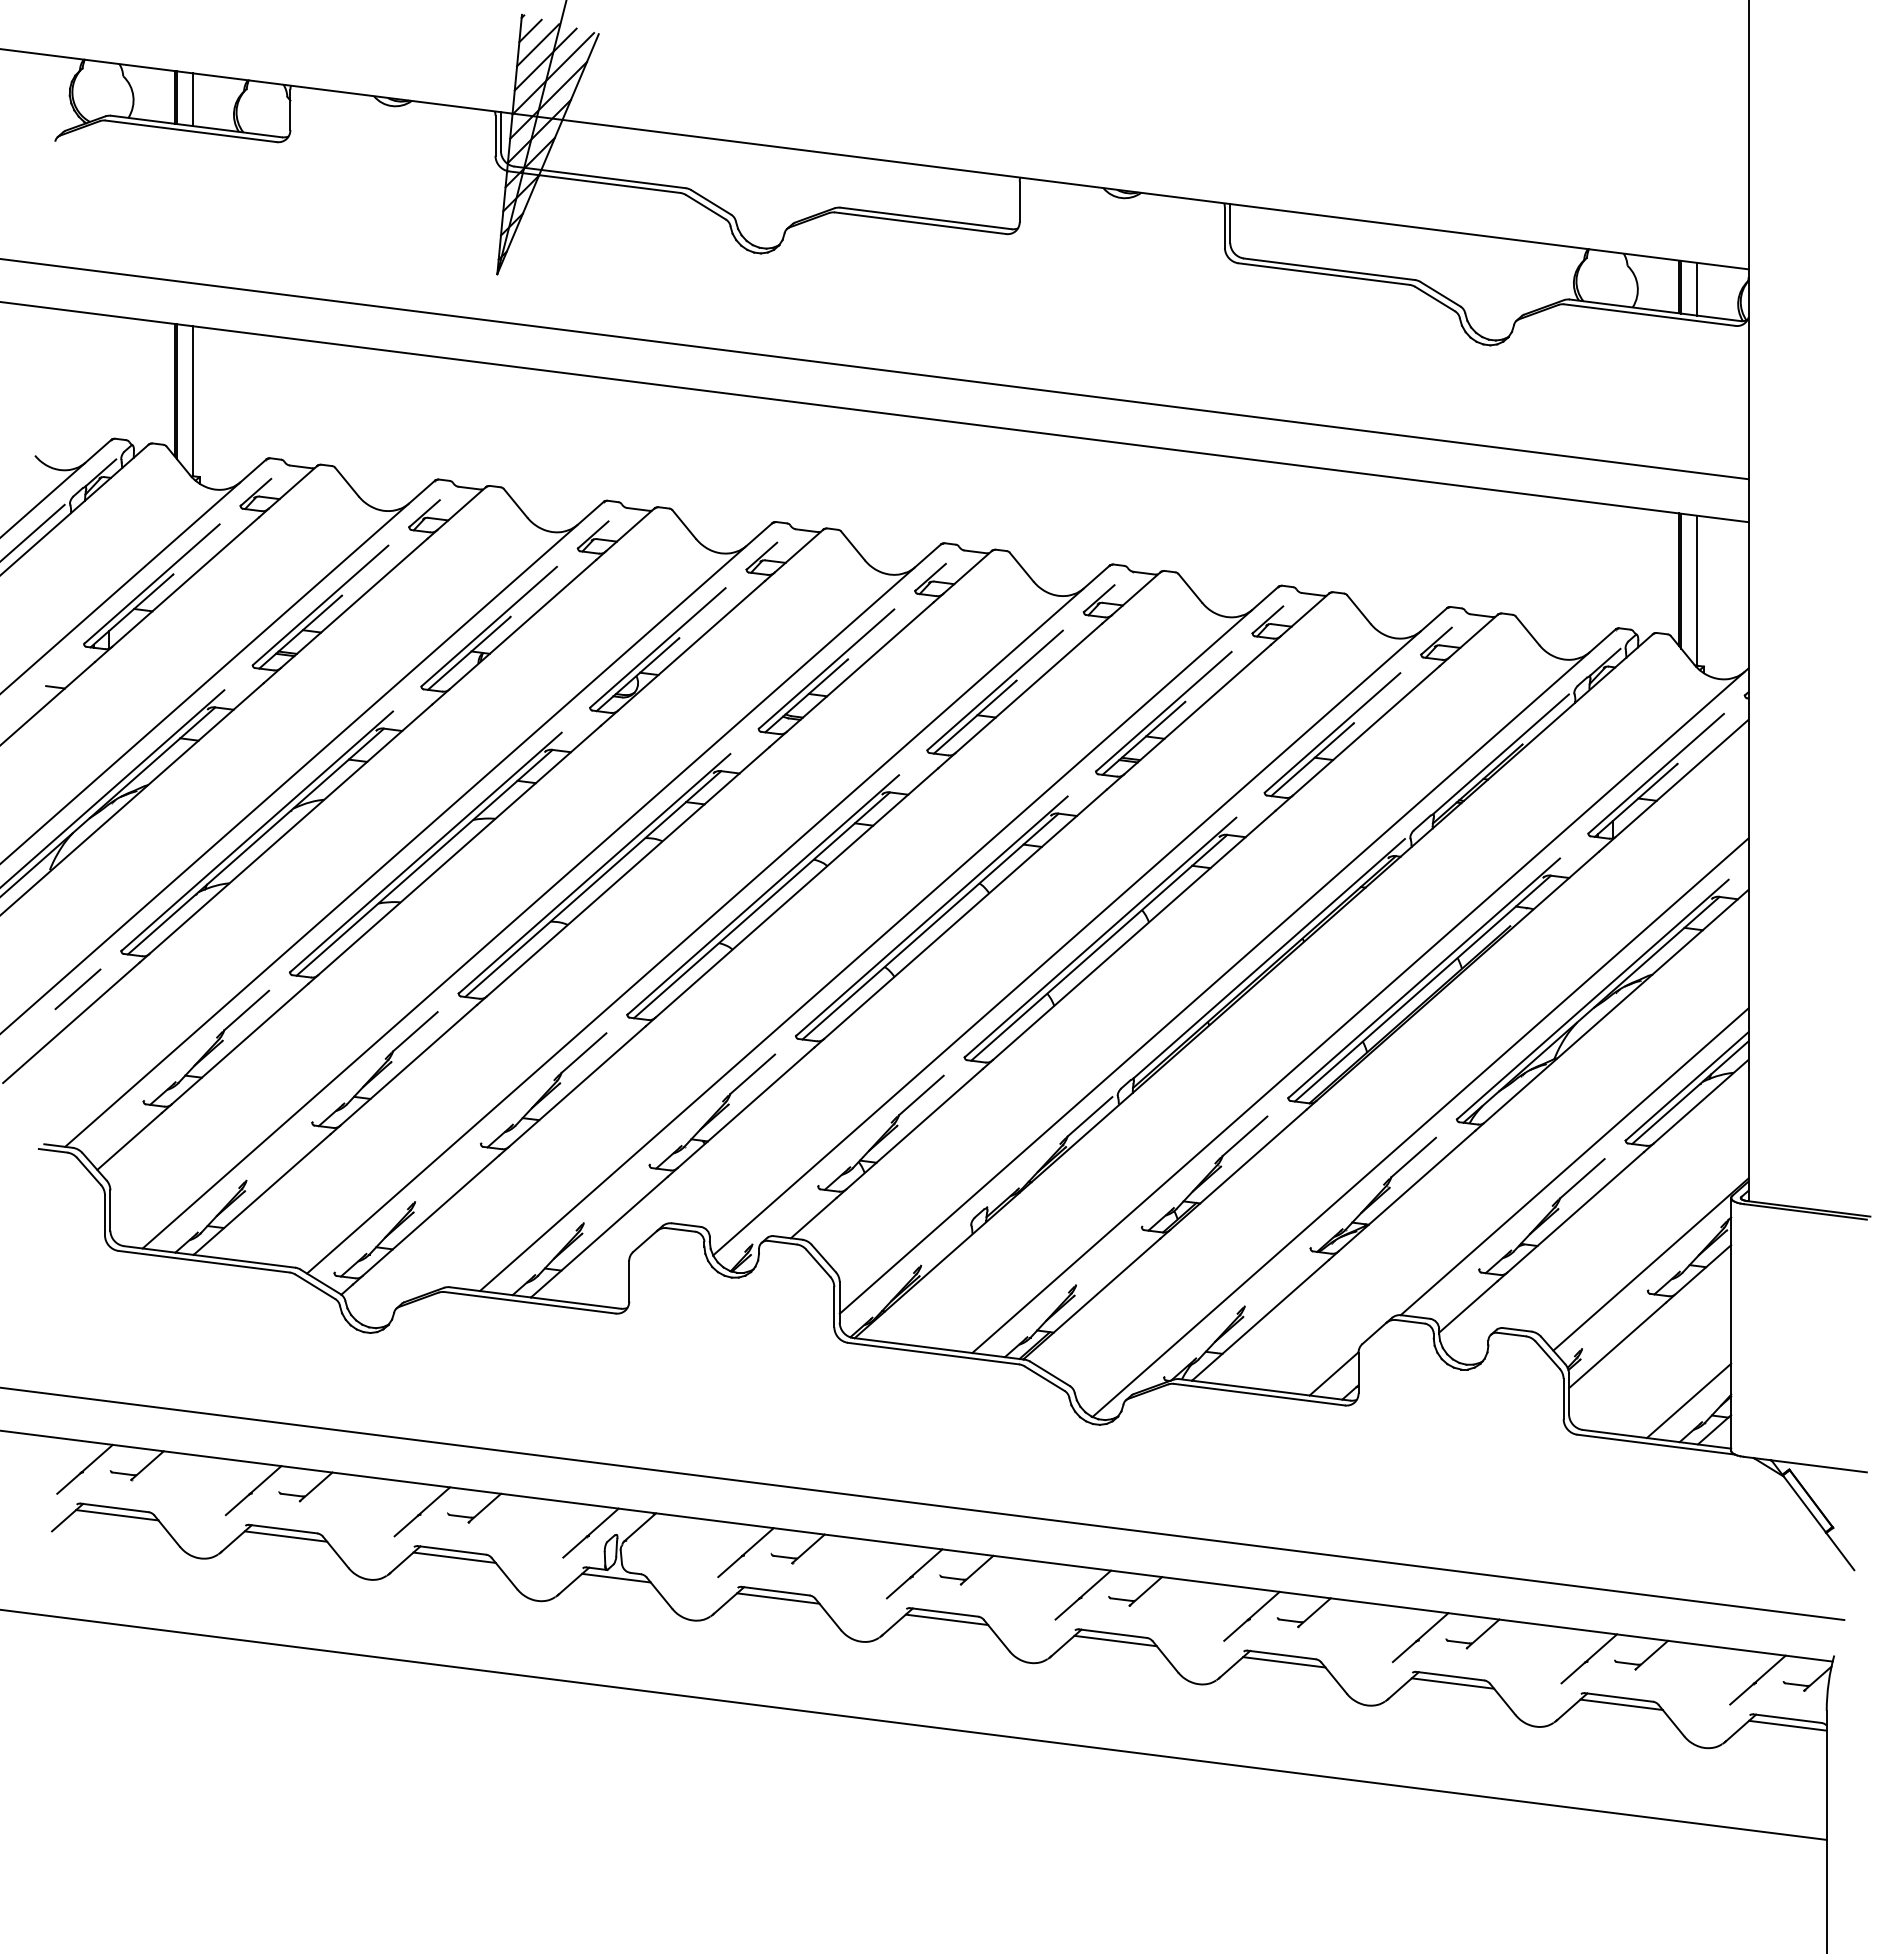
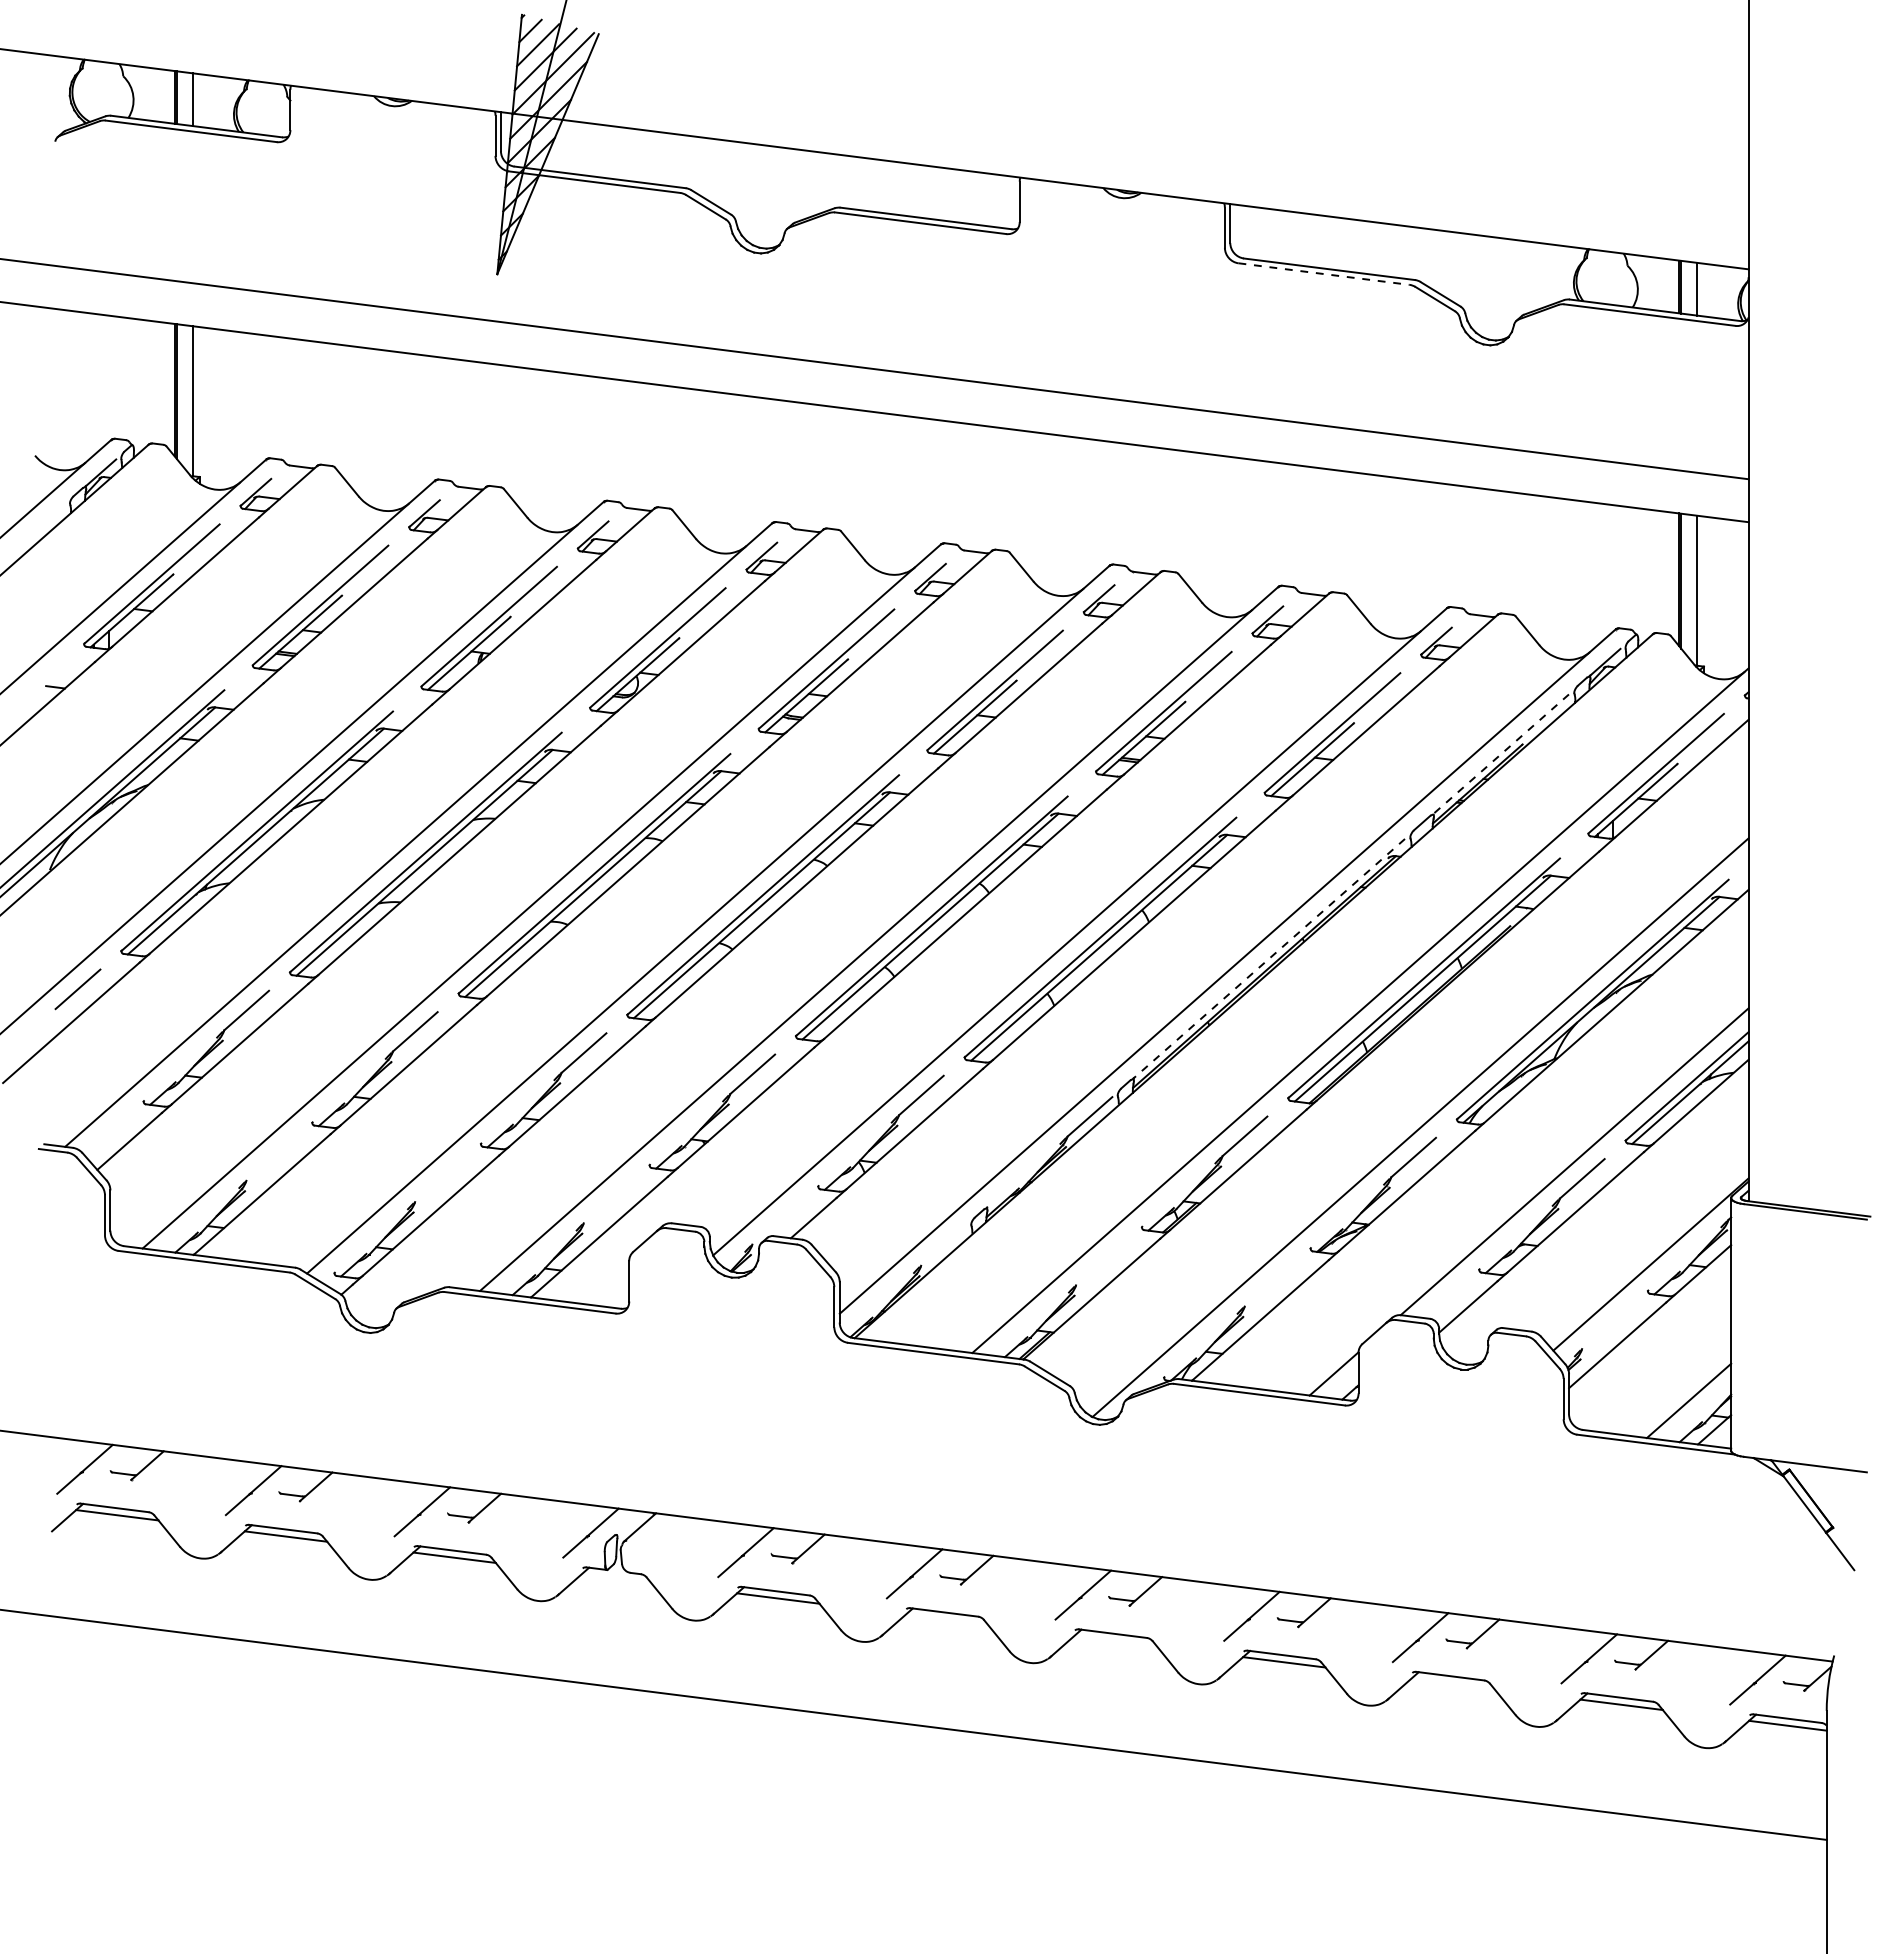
line: solid -> dashed (1324, 274)
line: present -> none (33, 532)
line: solid -> dashed (1500, 754)
line: solid -> dashed (1268, 959)
line: present -> none (923, 1503)
line: present -> none (616, 1577)
line: present -> none (946, 1619)
line: present -> none (1115, 1640)
line: present -> none (1452, 1683)
